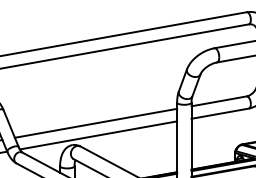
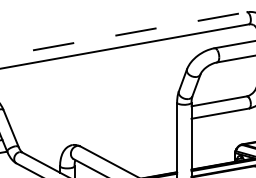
line: solid -> dashed (123, 34)
line: present -> none (95, 122)
line: present -> none (98, 135)
